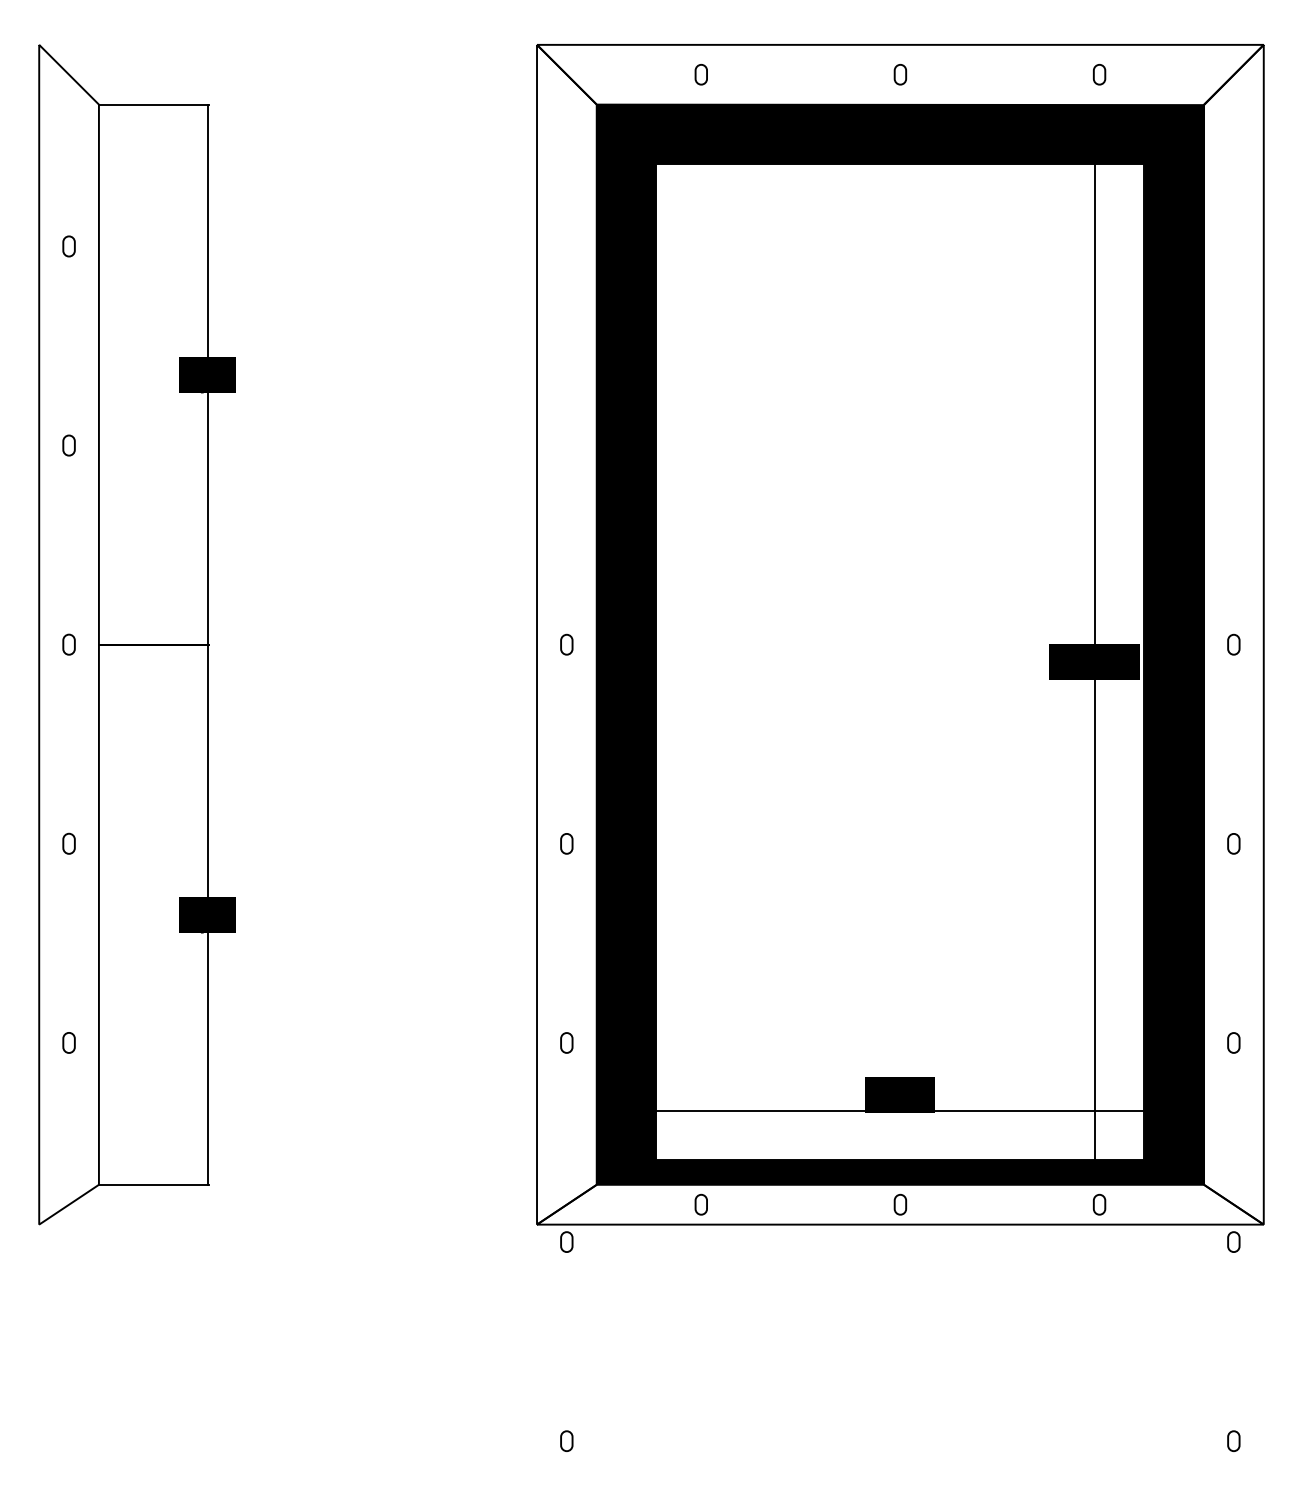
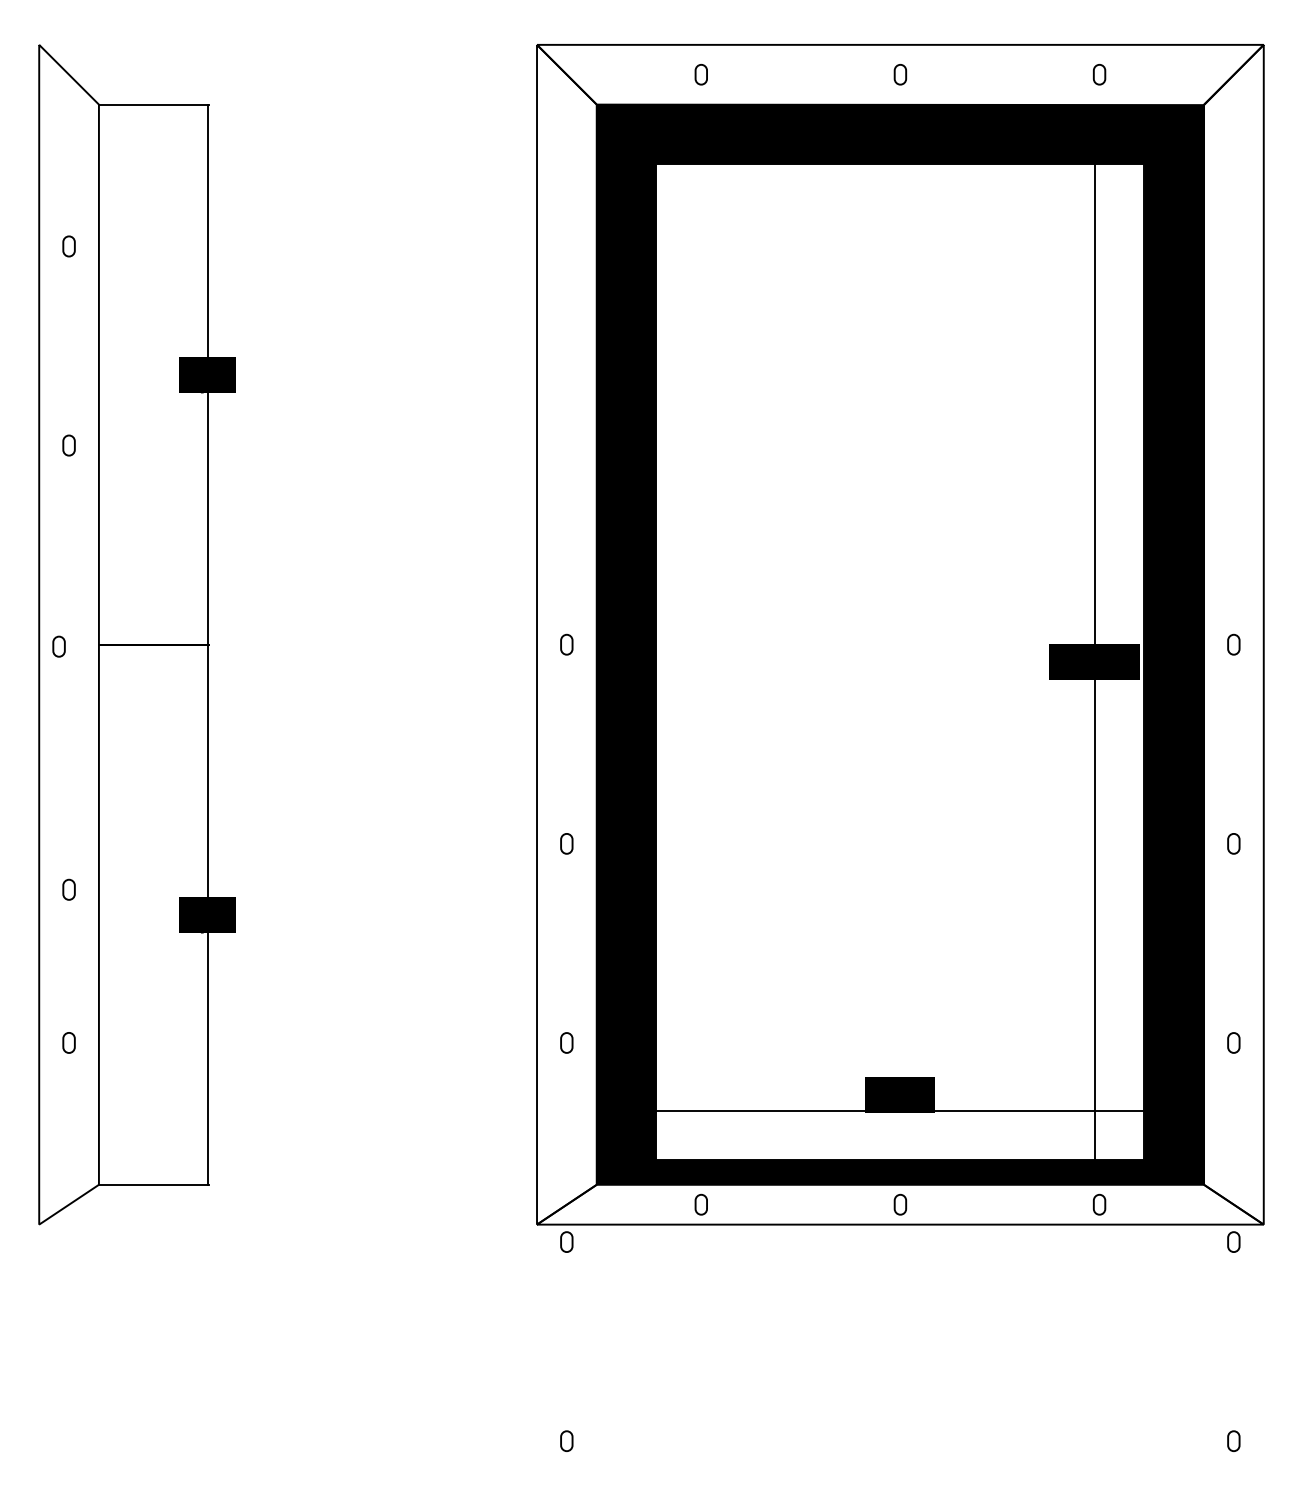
part position: (68, 644) -> (58, 646) (58, 646)
part position: (68, 843) -> (68, 889) (68, 889)
